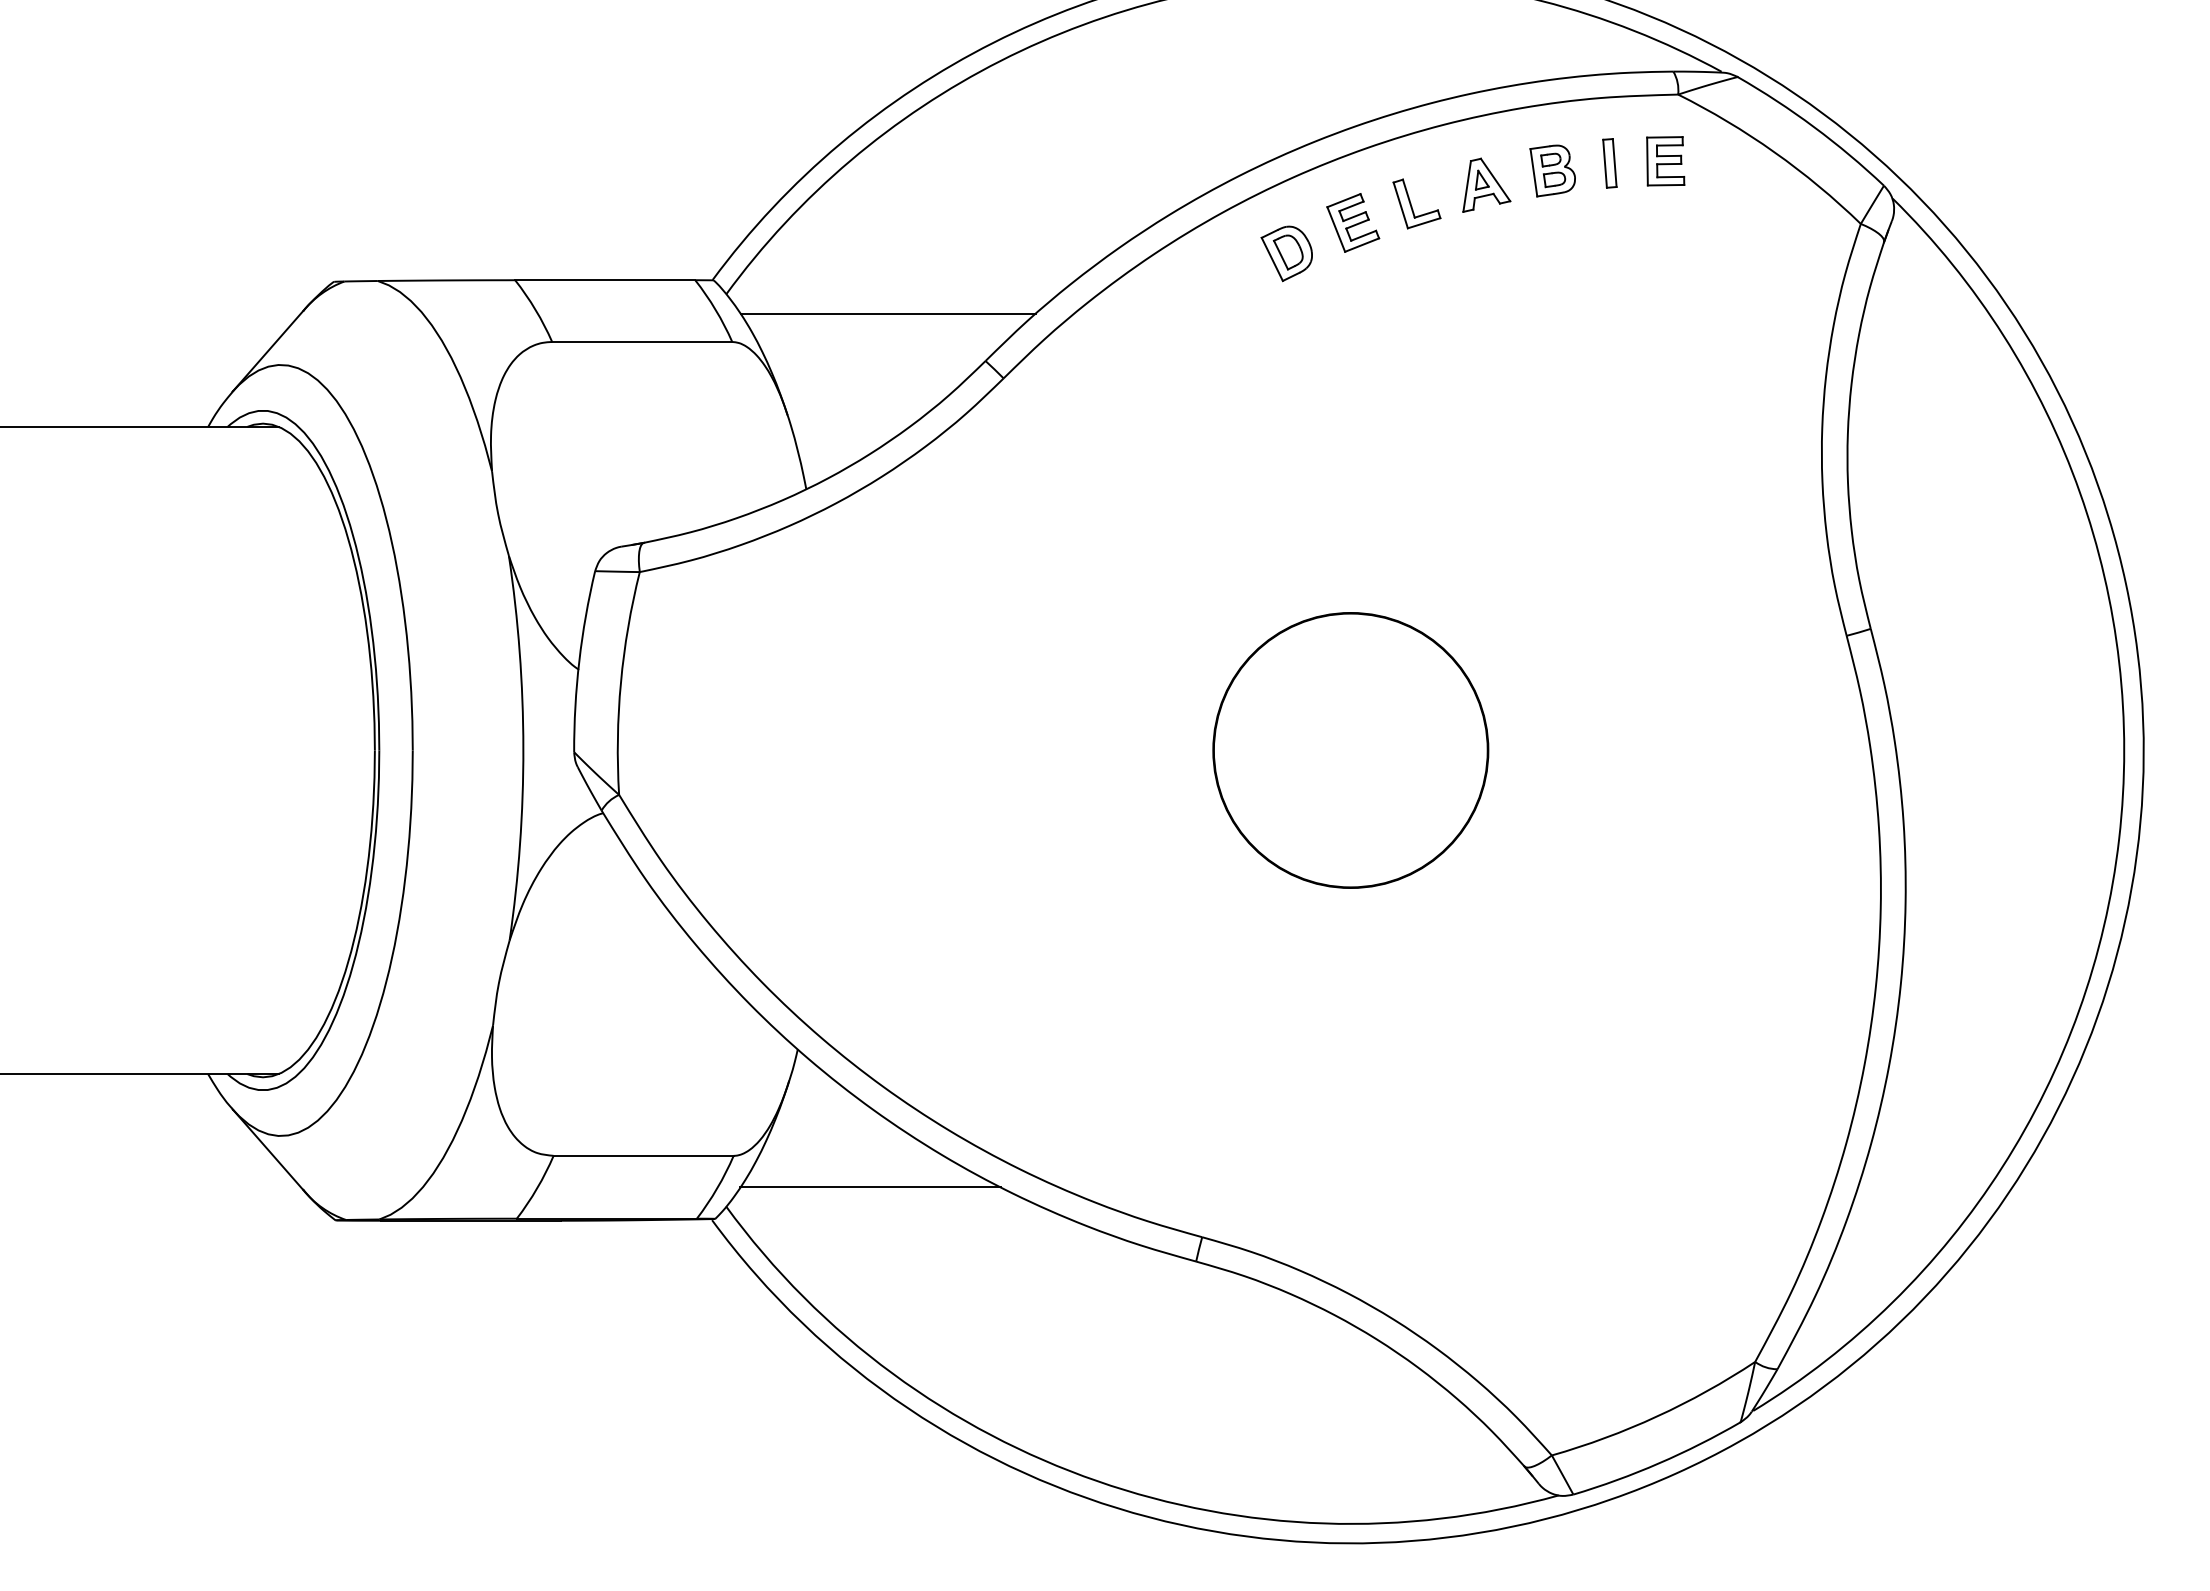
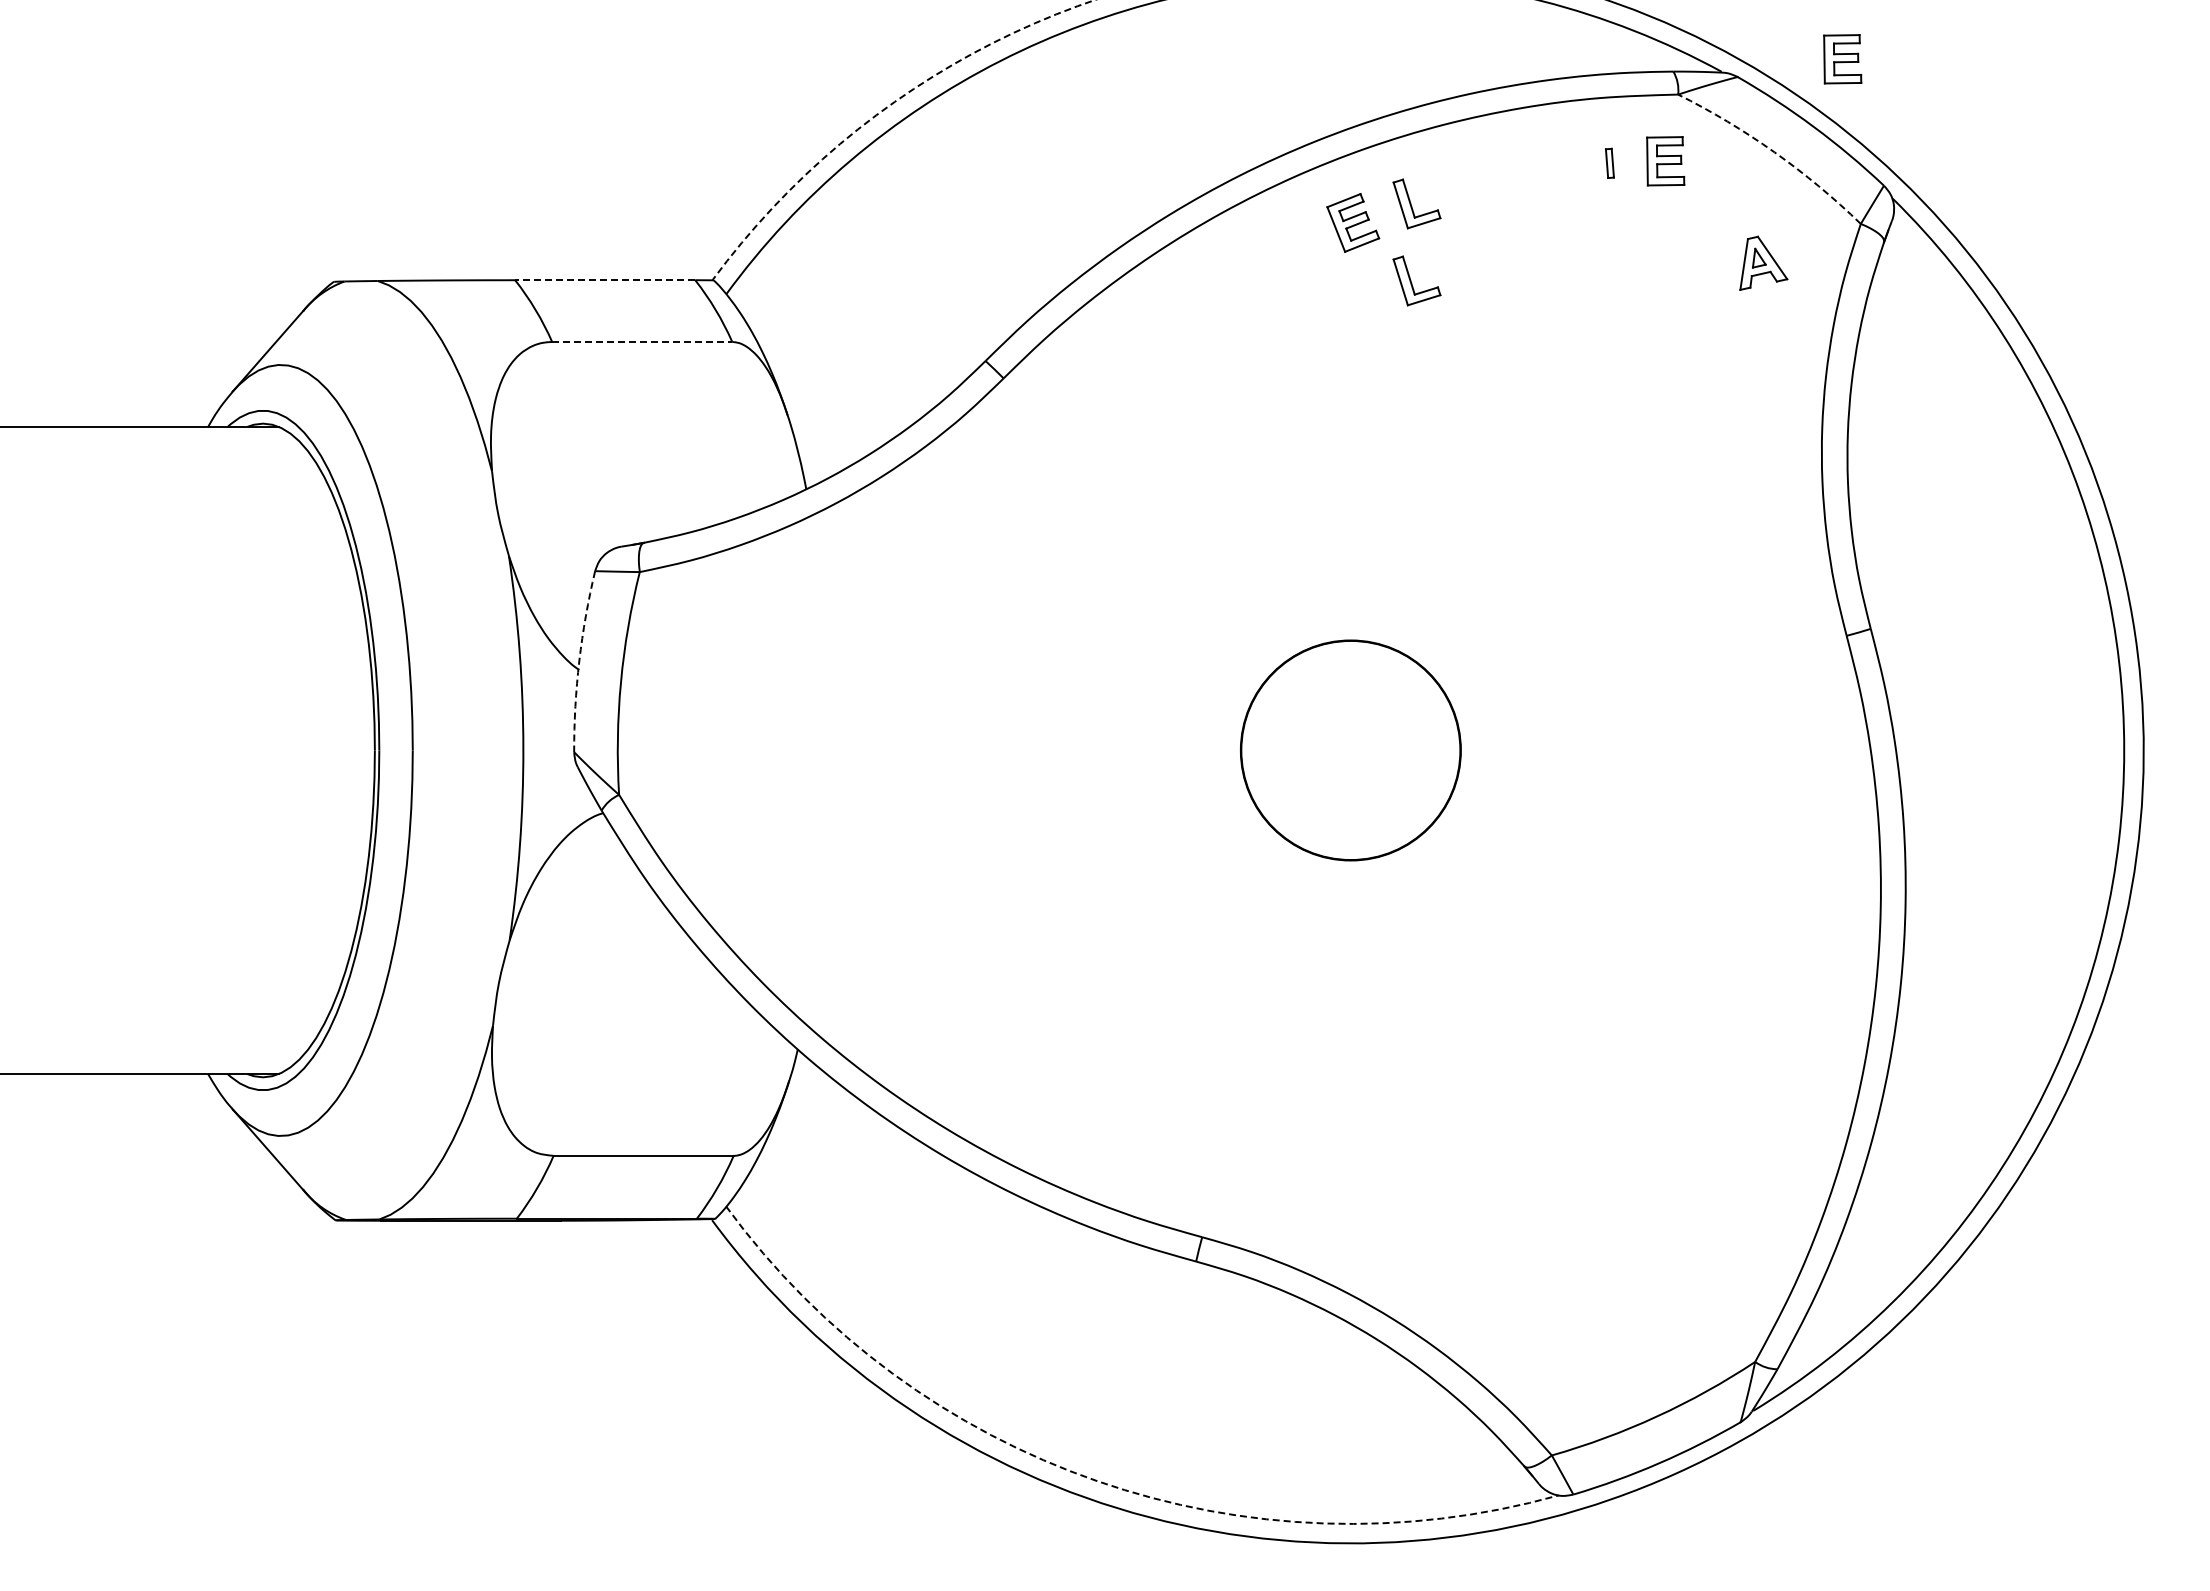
part: none -> present (1842, 59)
arc: solid -> dashed (880, 112)
arc: solid -> dashed (1774, 152)
part size: 16x51 px -> 10x32 px (1609, 162)
part: present -> none (1552, 170)
part position: (1486, 184) -> (1763, 262) (1763, 262)
part: present -> none (1286, 253)
line: solid -> dashed (604, 280)
part: none -> present (1416, 280)
line: present -> none (888, 313)
line: solid -> dashed (642, 341)
arc: solid -> dashed (579, 661)
circle size: 278x277 px -> 222x223 px (1350, 750)
line: present -> none (870, 1187)
arc: solid -> dashed (1097, 1481)
